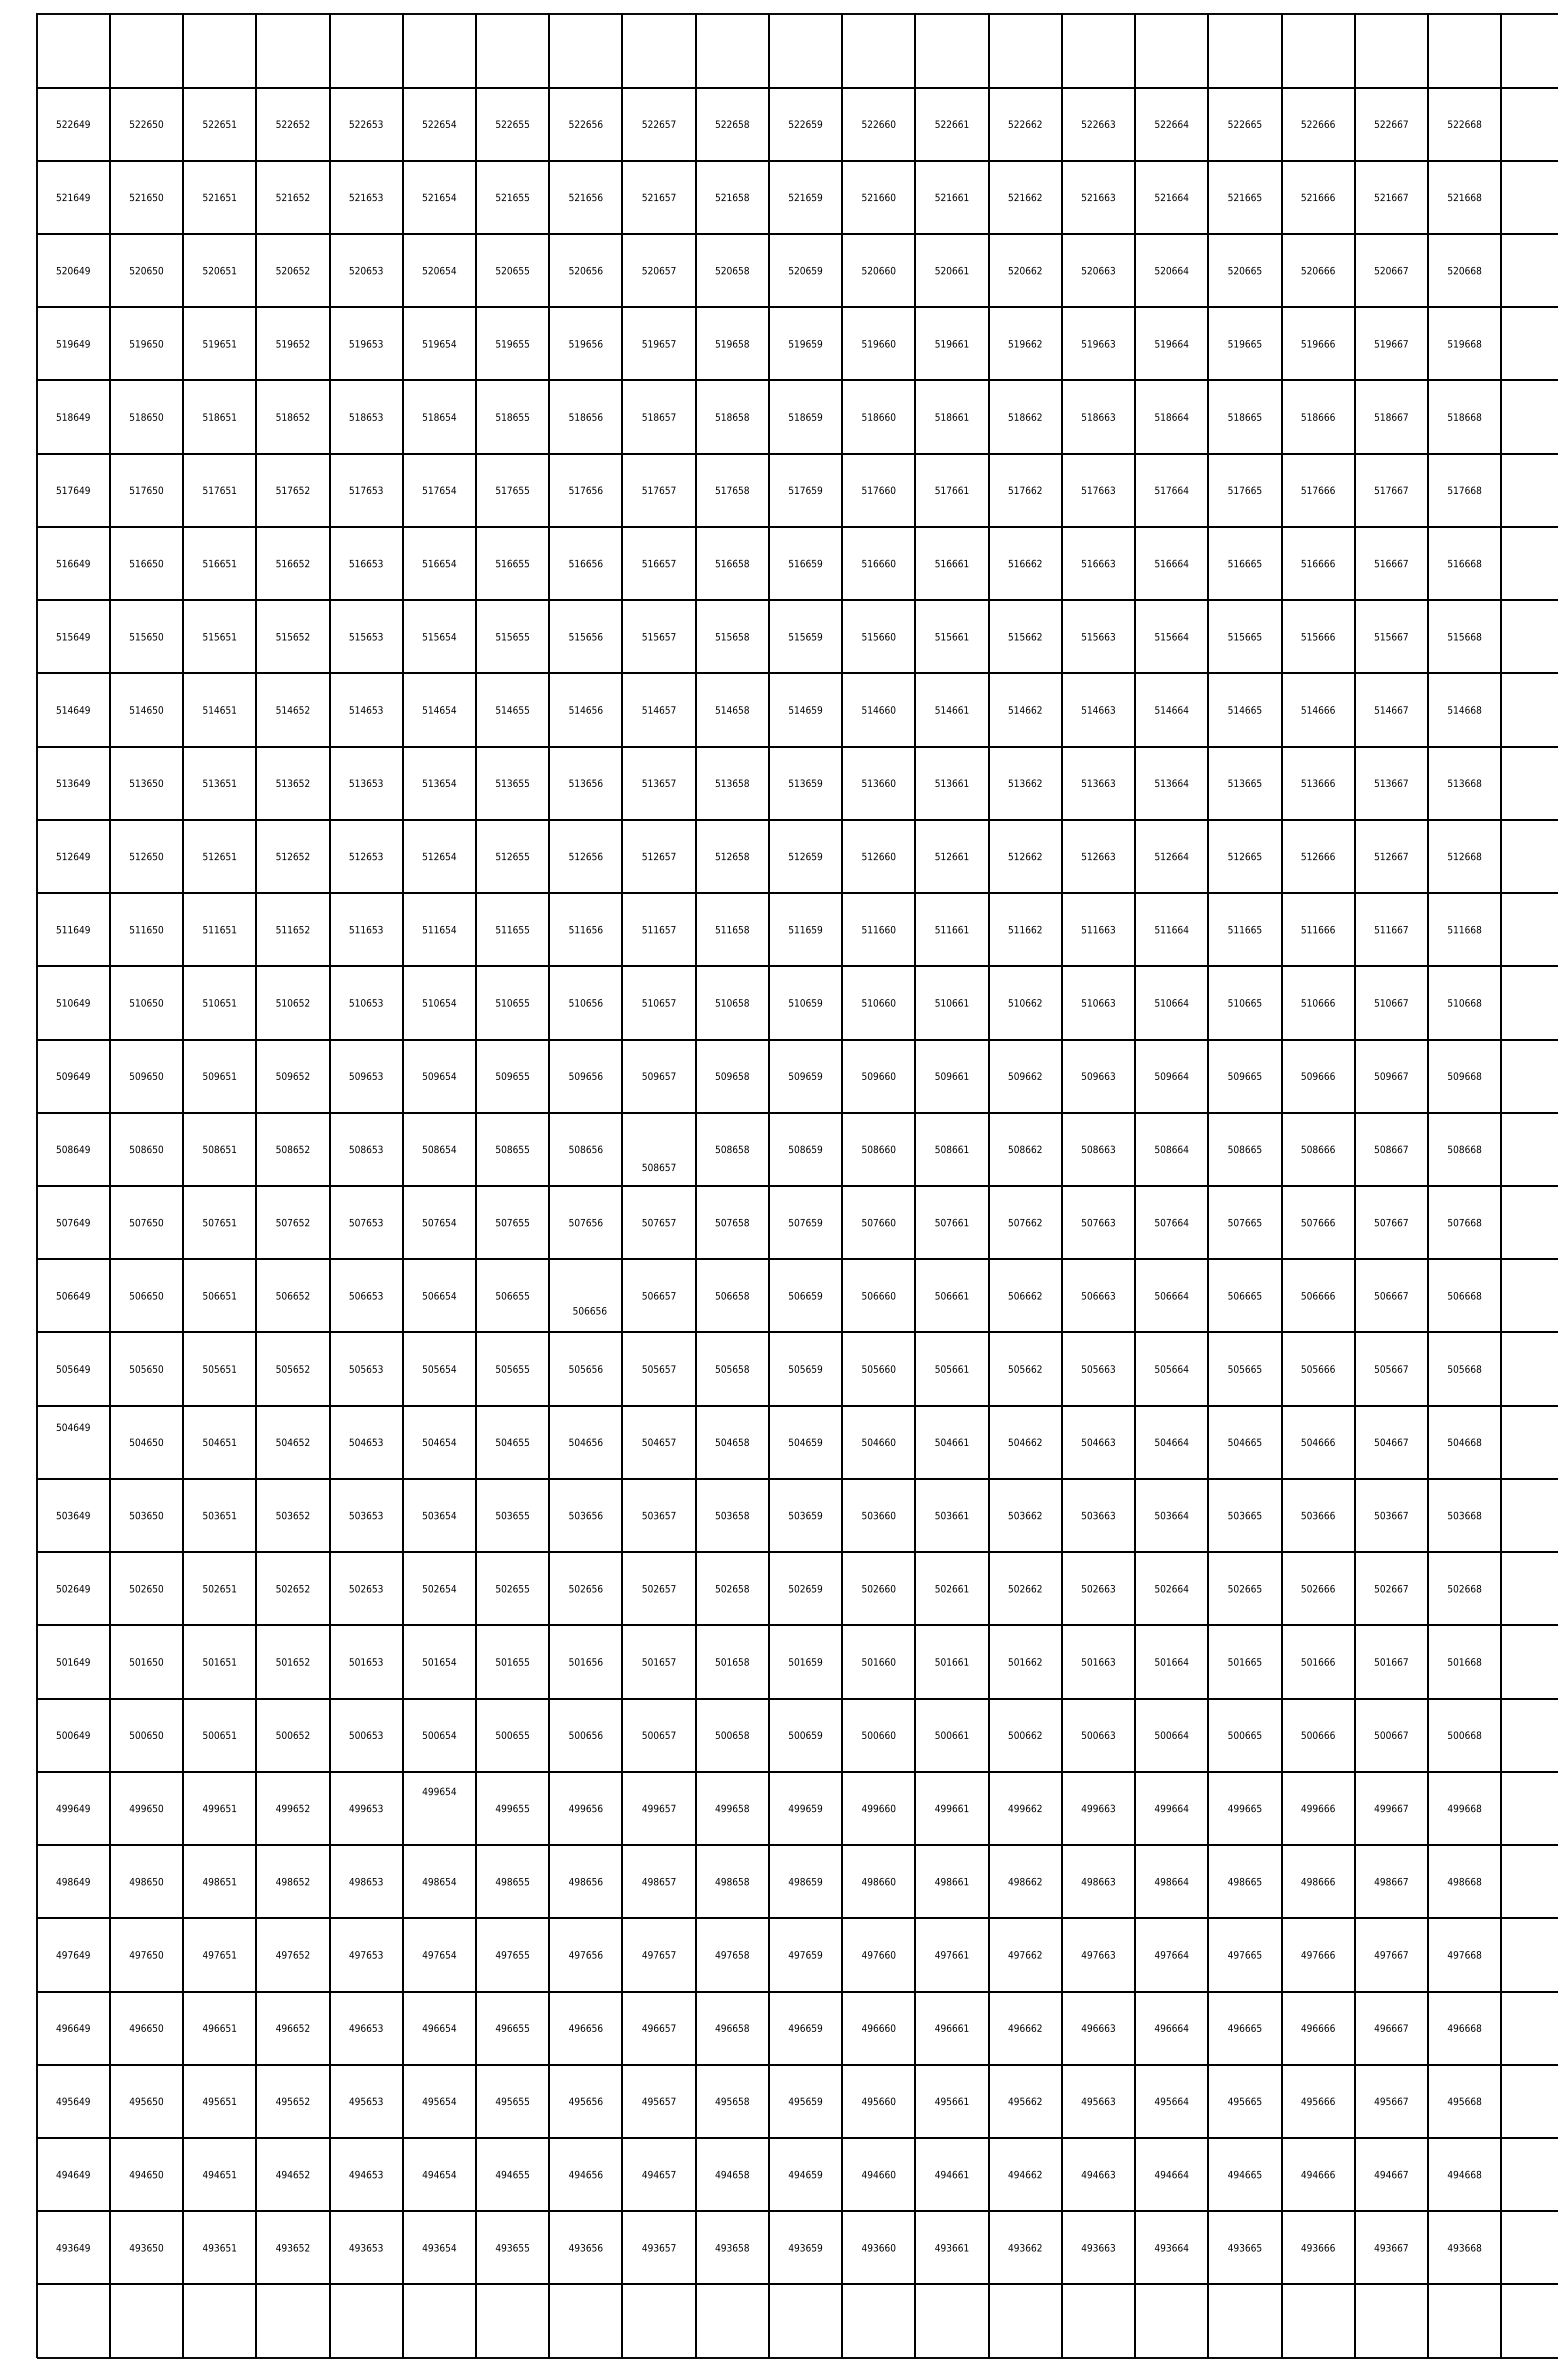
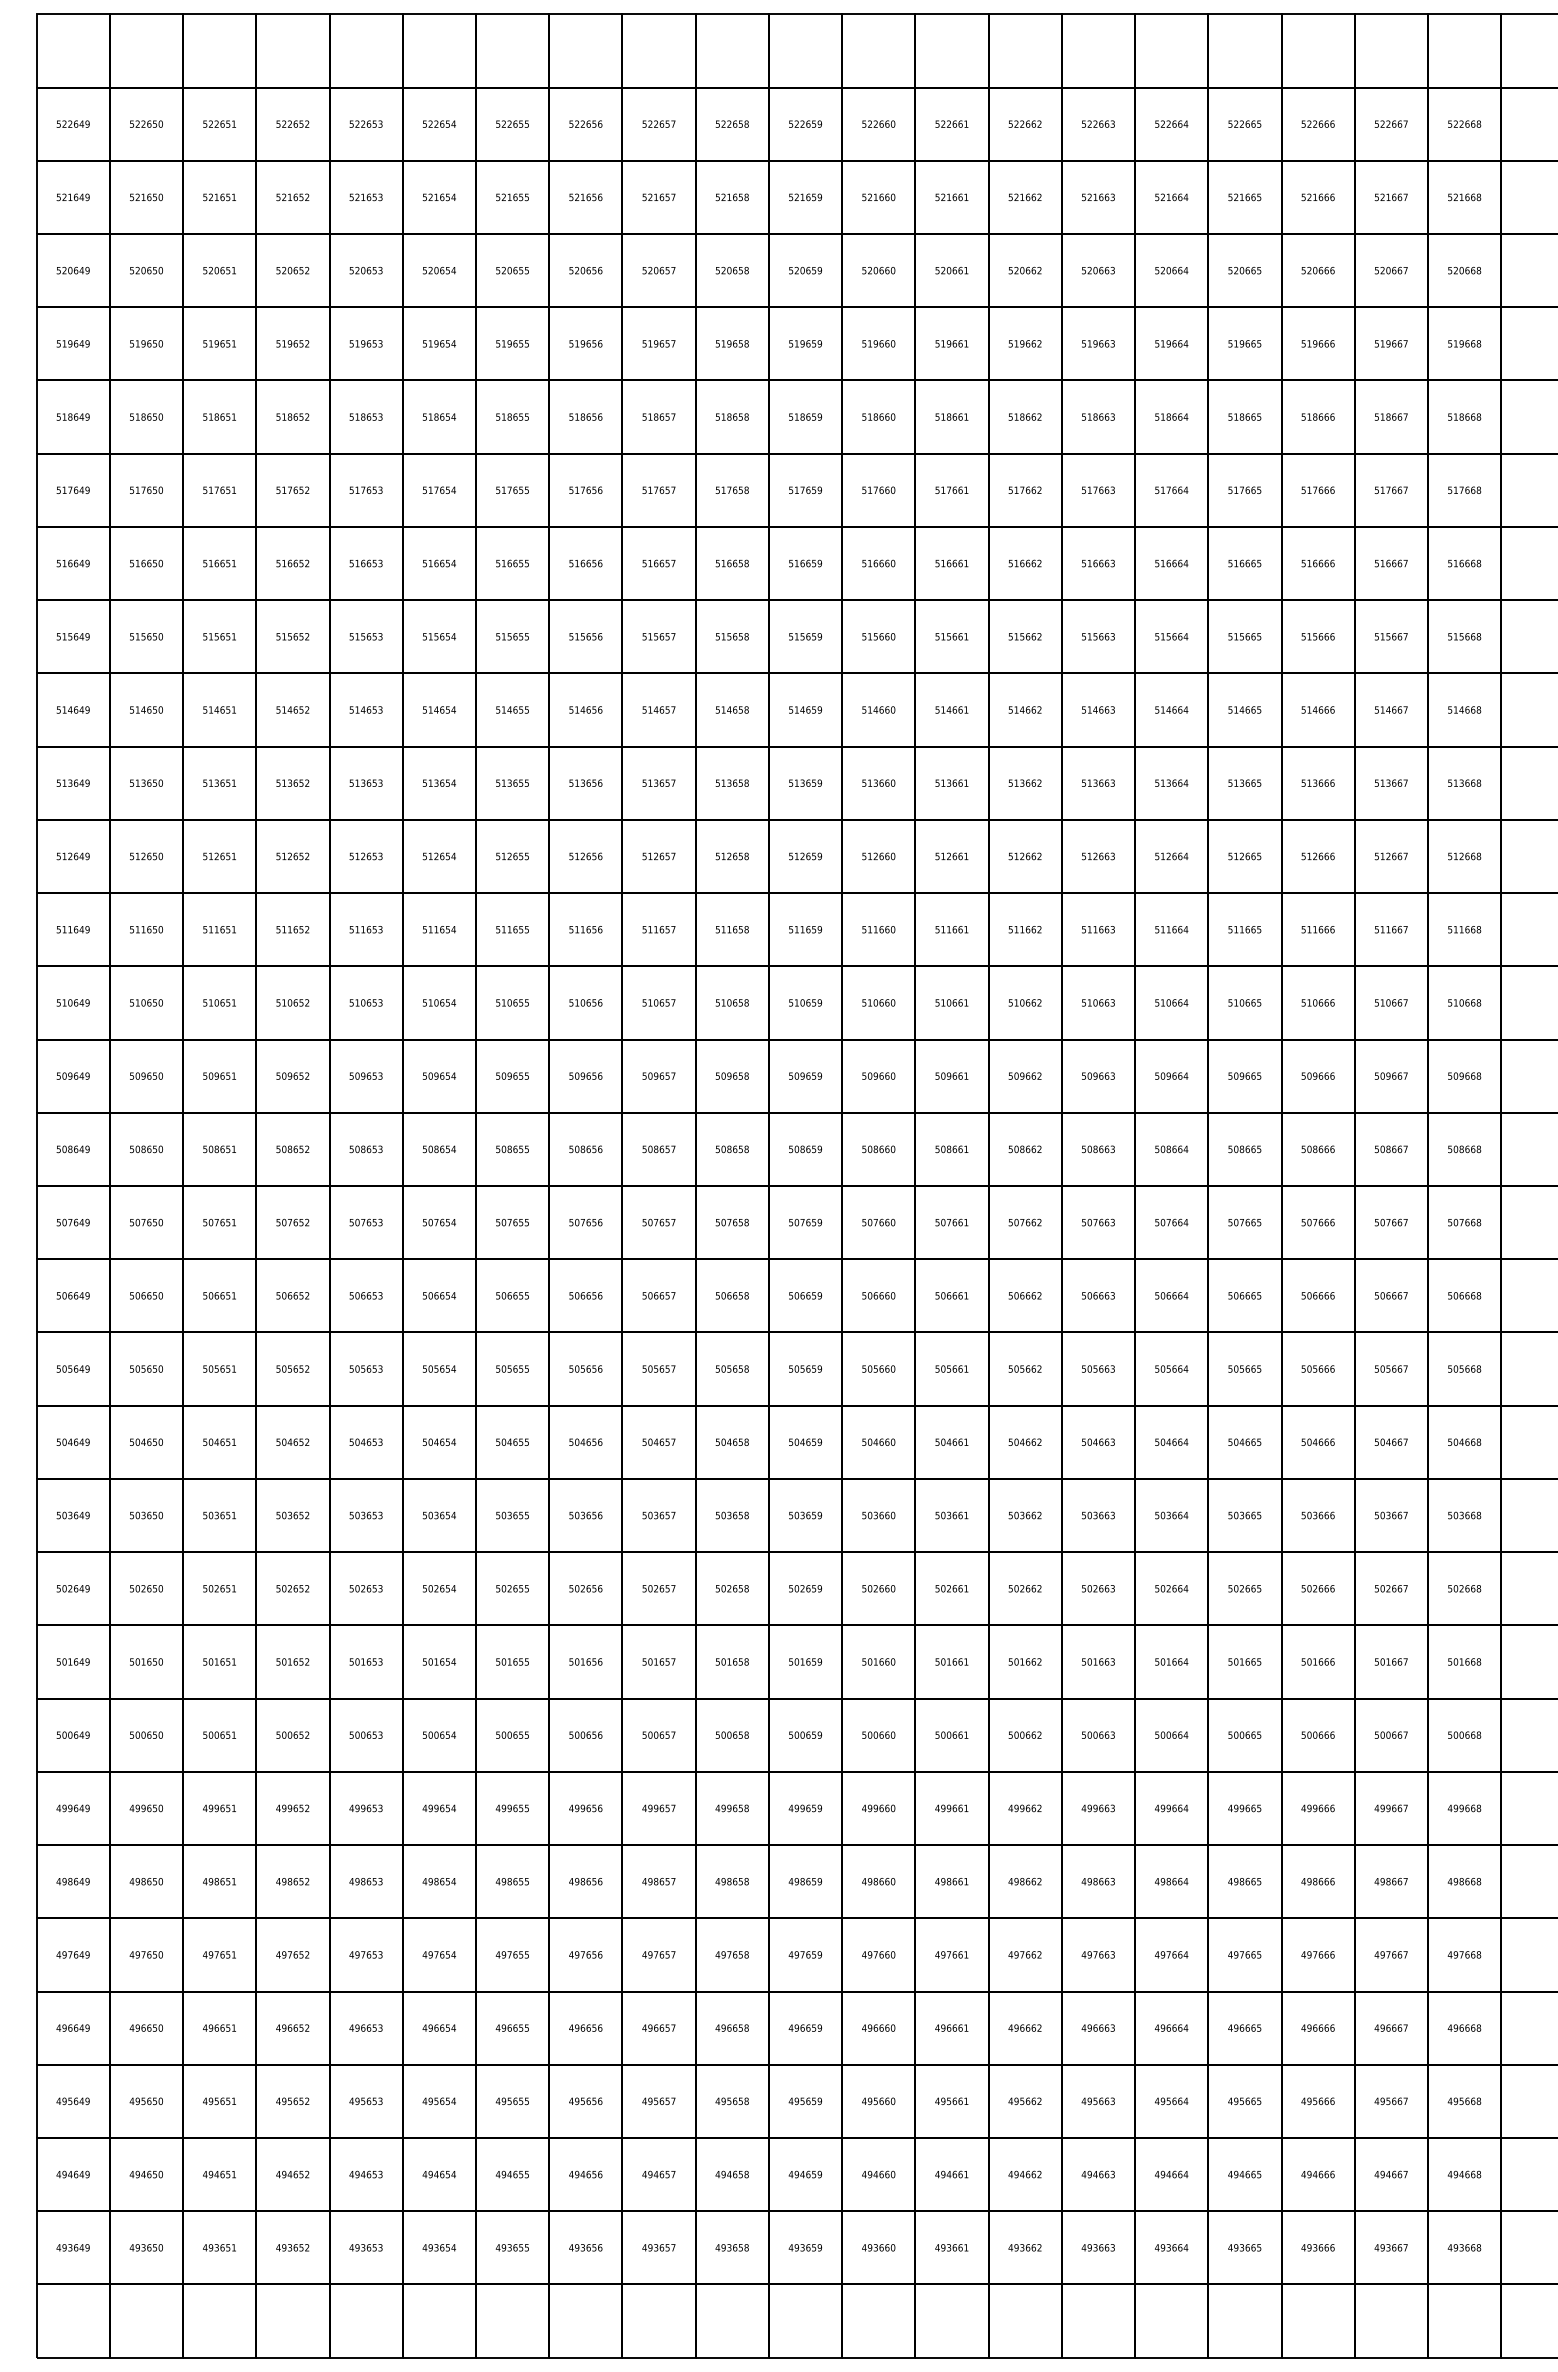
text position: (658, 1167) -> (658, 1149) (658, 1149)
text position: (589, 1310) -> (585, 1295) (585, 1295)
text position: (72, 1426) -> (72, 1441) (72, 1441)
text position: (438, 1791) -> (438, 1808) (438, 1808)
